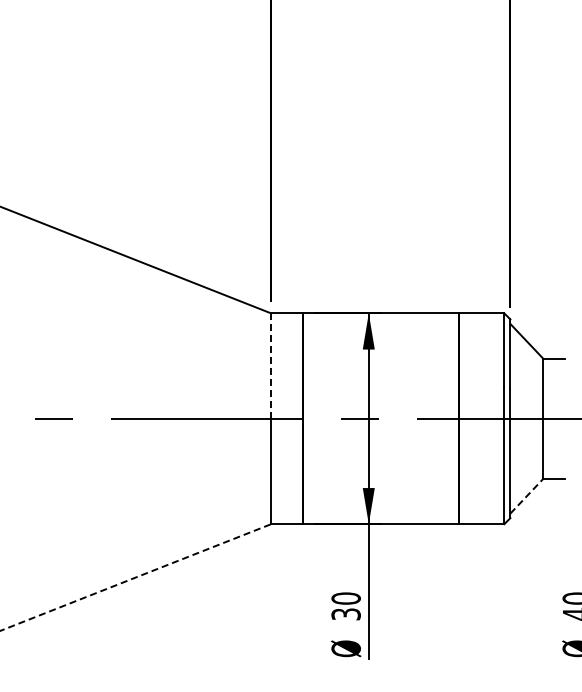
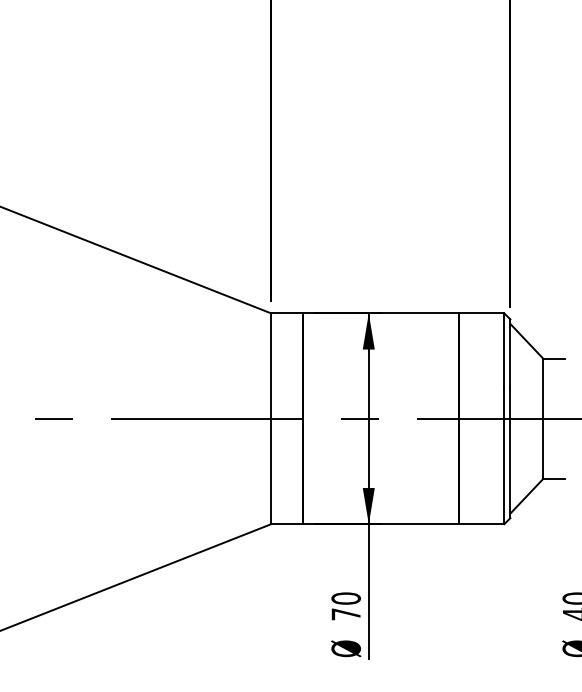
line: dashed -> solid (271, 366)
line: dashed -> solid (526, 496)
line: dashed -> solid (136, 577)
text: 30 -> 70 (345, 614)
